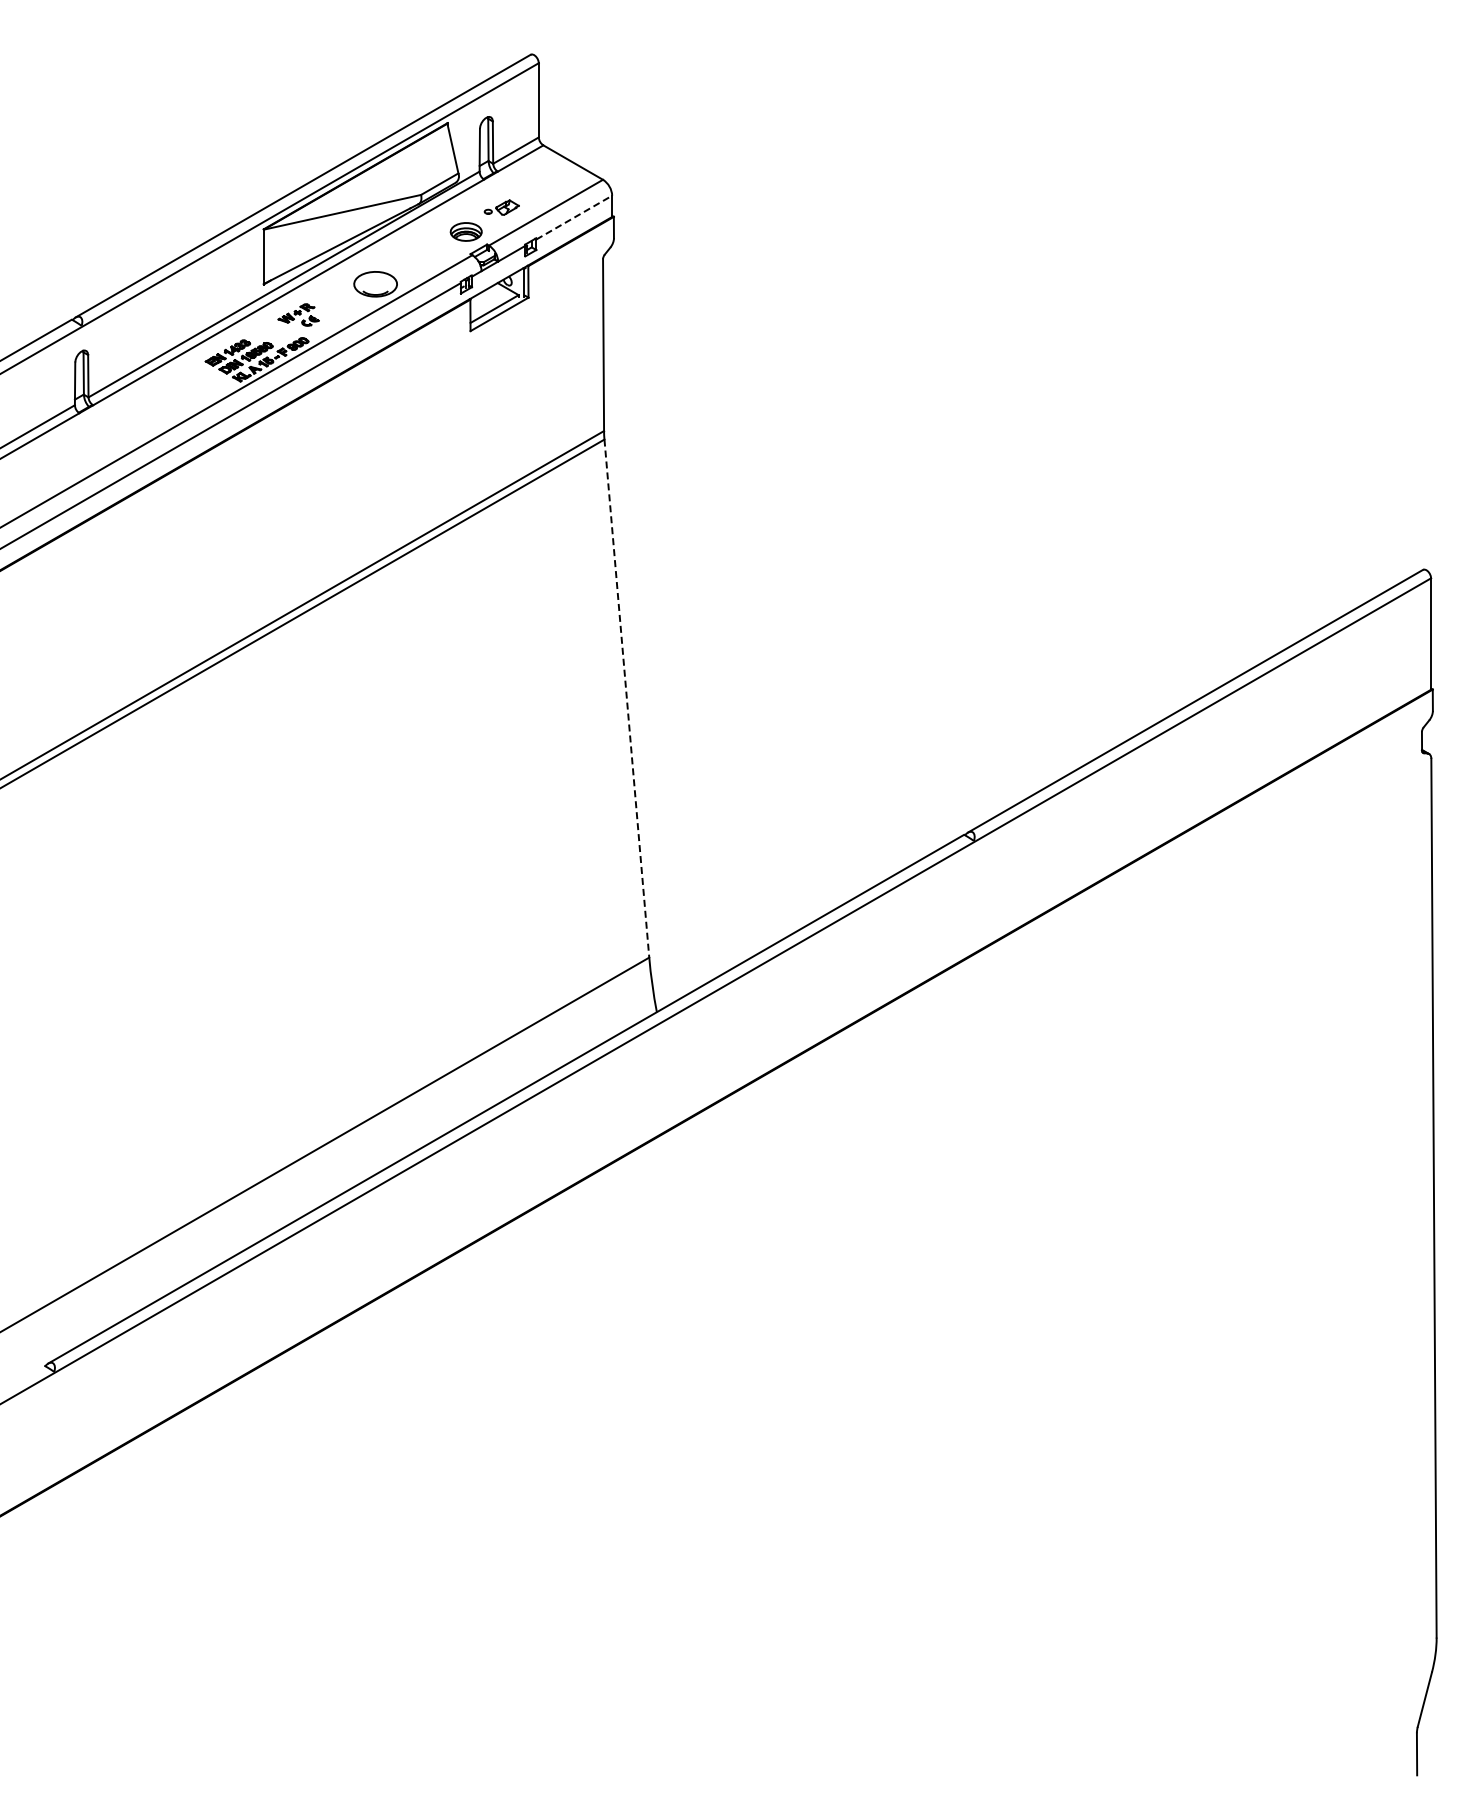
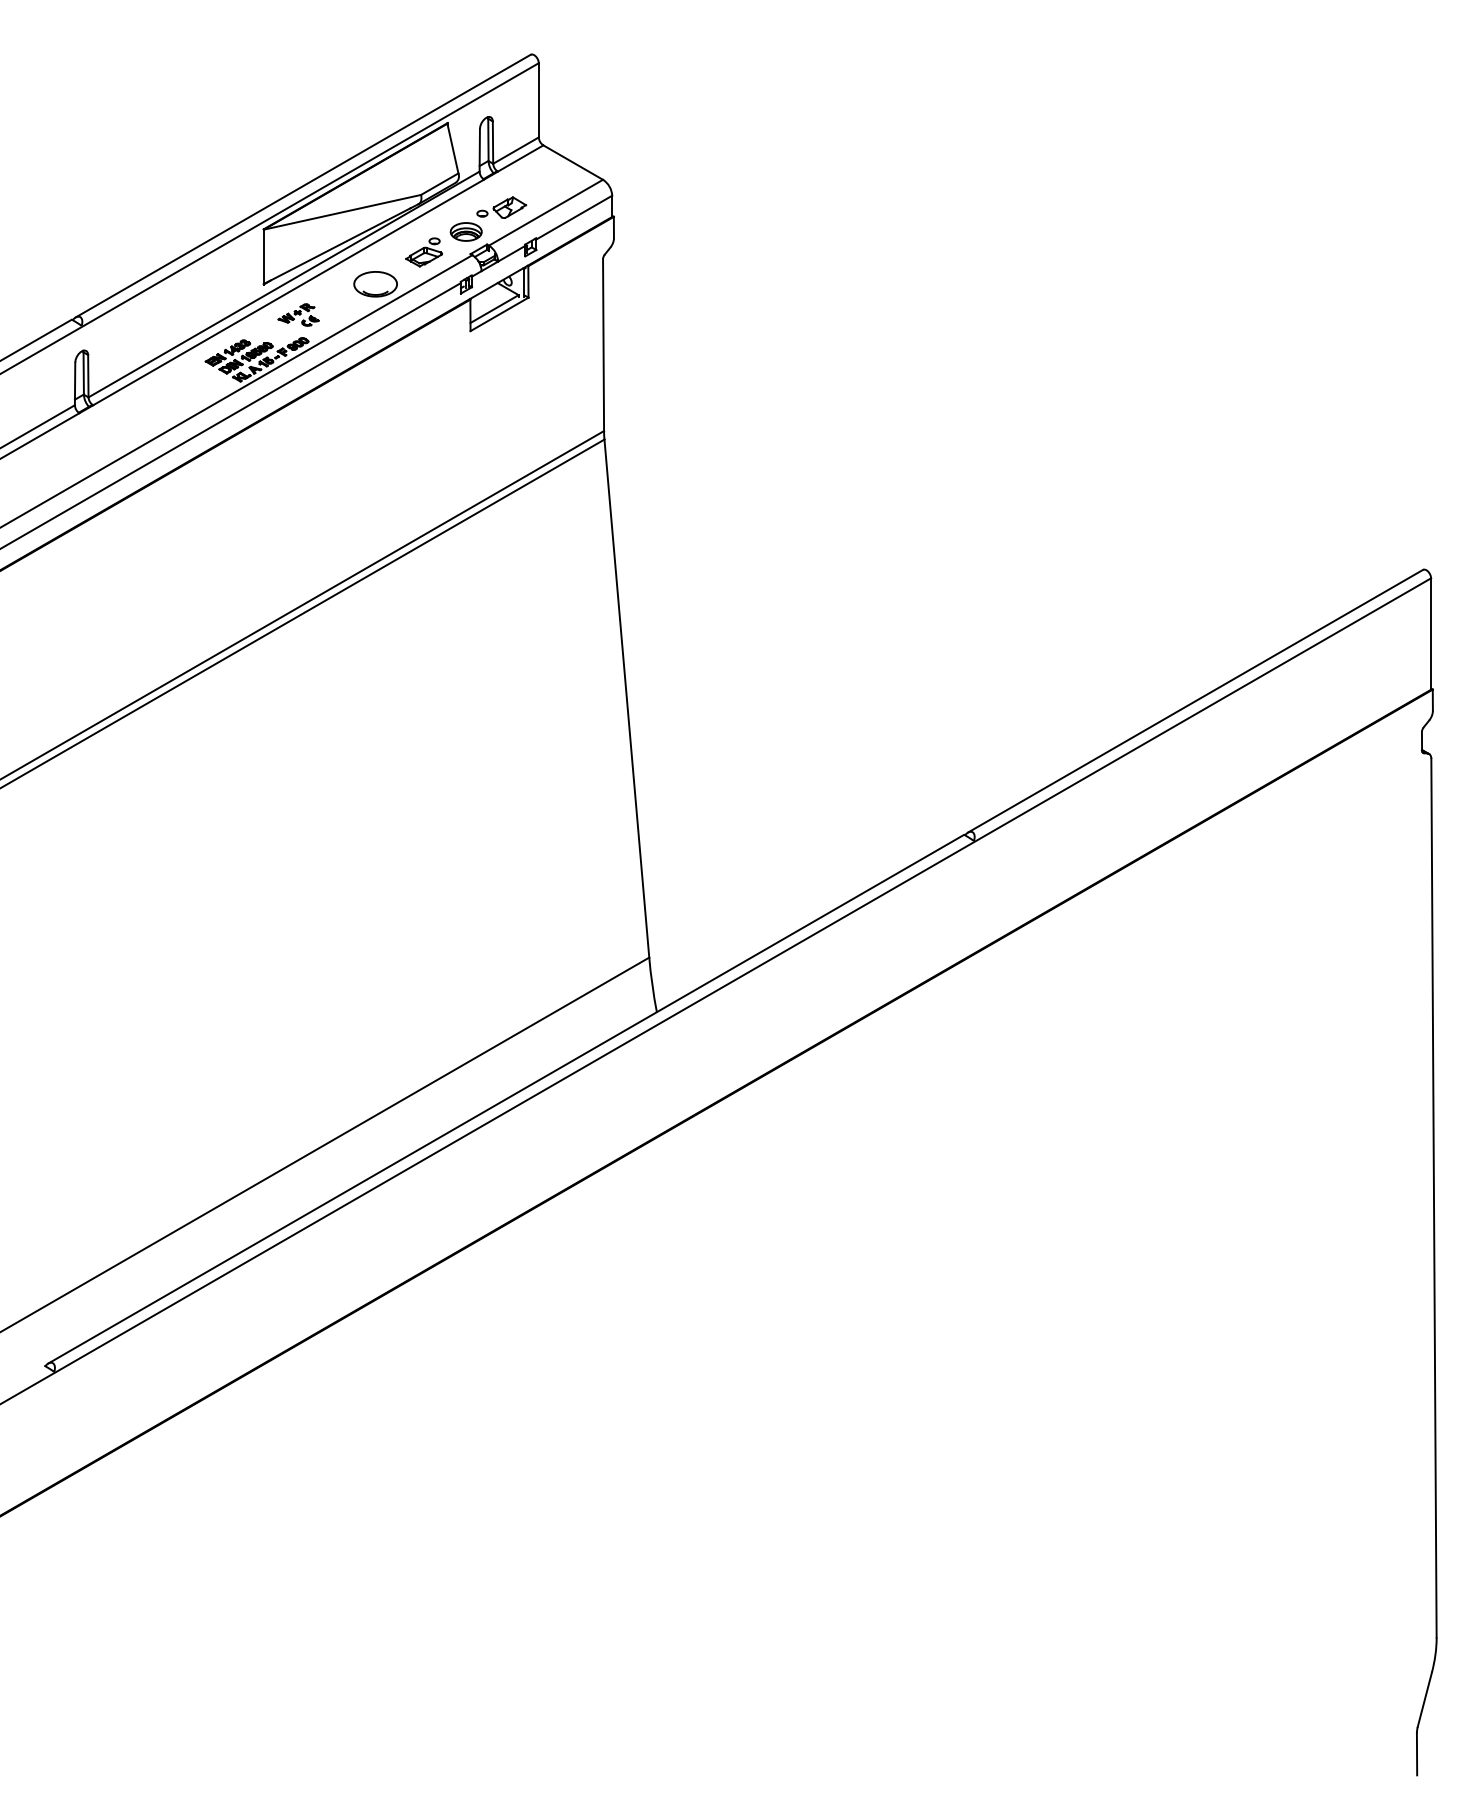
part size: 37x17 px -> 52x23 px (501, 207)
line: dashed -> solid (574, 217)
part: none -> present (423, 252)
line: dashed -> solid (626, 698)
